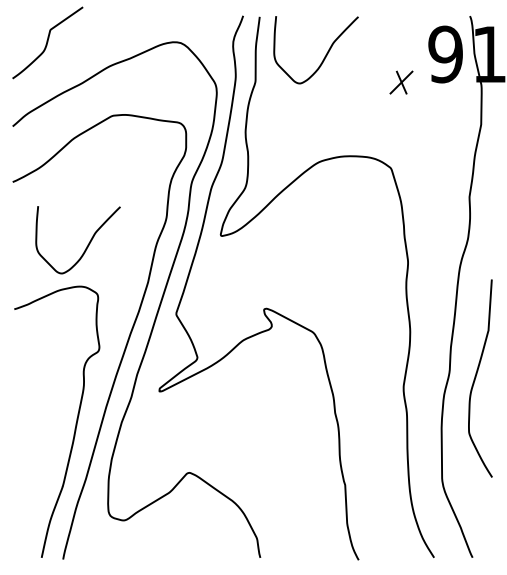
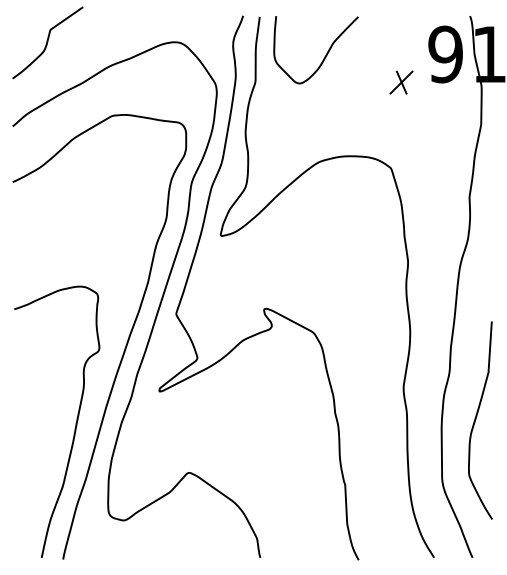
curve: present -> none (87, 244)
curve position: (476, 377) -> (476, 419) (476, 419)
